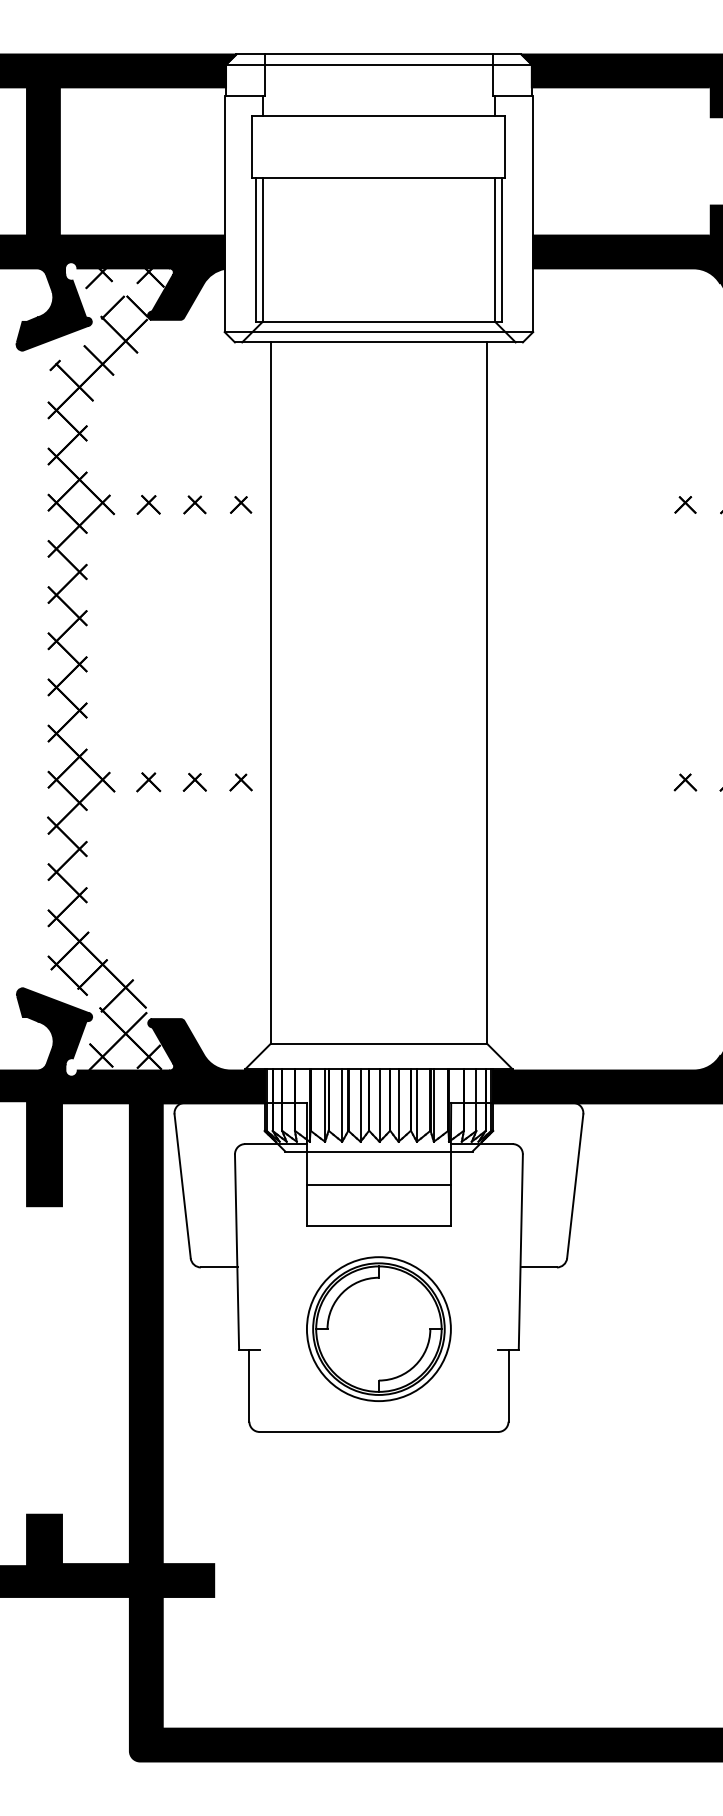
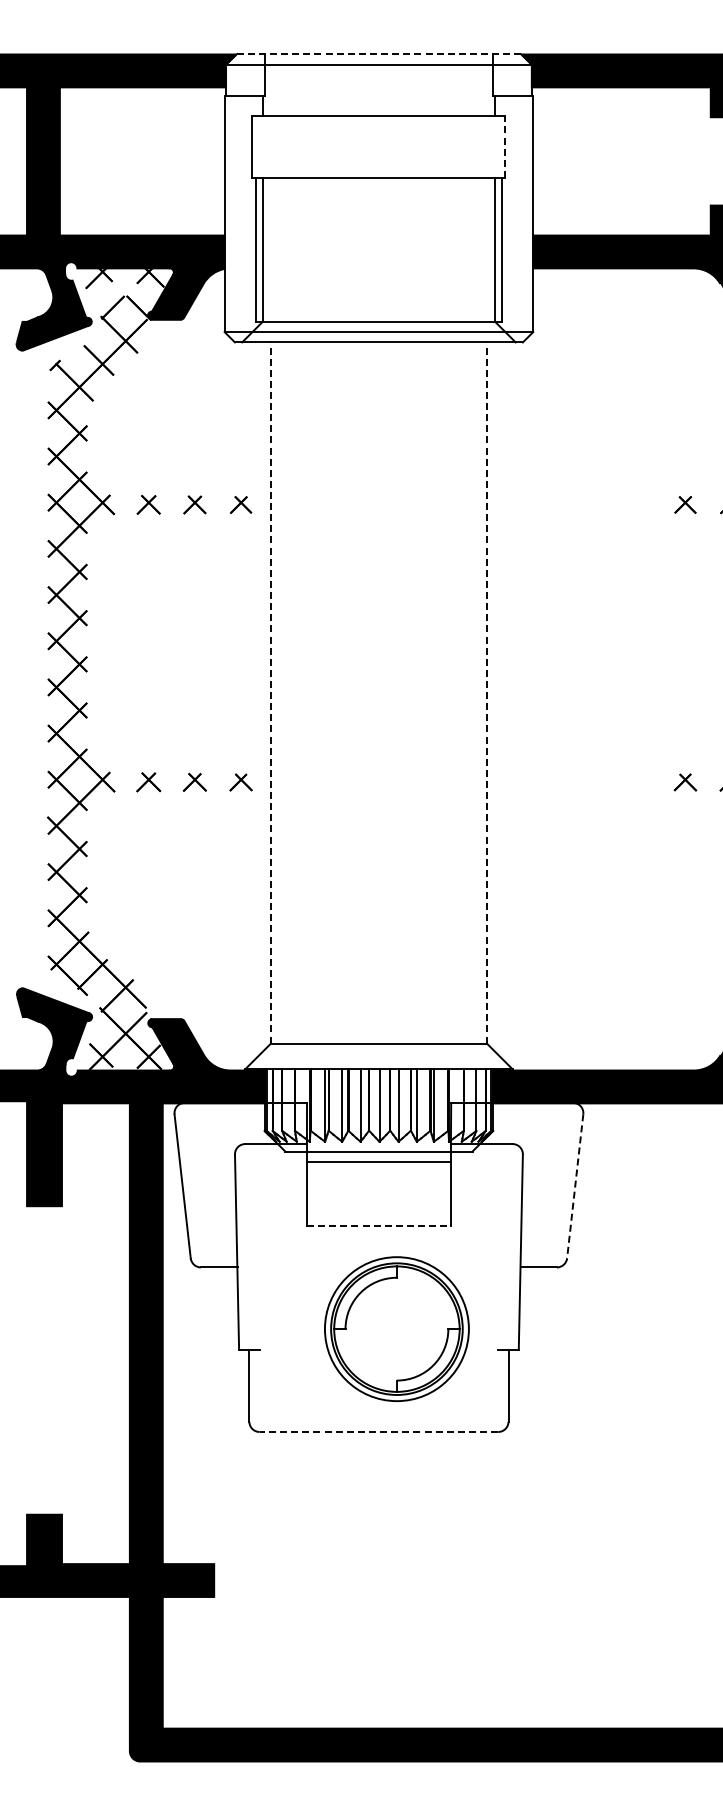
line: solid -> dashed (378, 54)
line: solid -> dashed (505, 147)
line: solid -> dashed (270, 693)
line: solid -> dashed (486, 693)
line position: (379, 1185) -> (379, 1162) (379, 1162)
line: solid -> dashed (575, 1186)
line: solid -> dashed (378, 1226)
part position: (378, 1328) -> (396, 1328) (396, 1328)
line: solid -> dashed (378, 1431)
